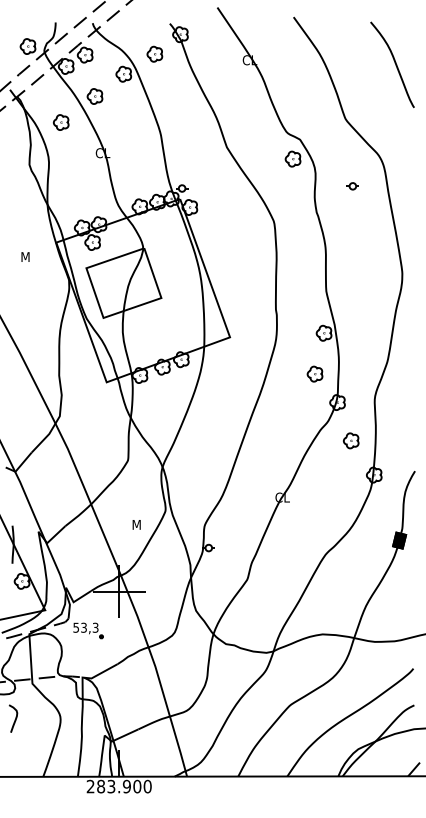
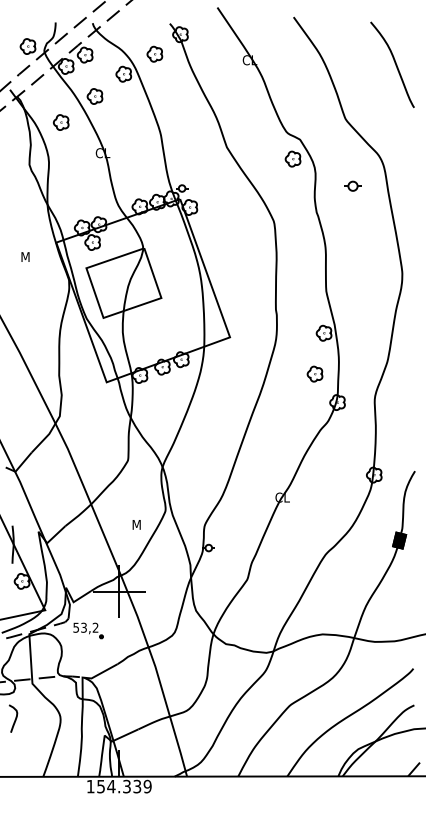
part size: 13x9 px -> 18x12 px (352, 185)
part: present -> none (351, 440)
text: 53,3 -> 53,2 (95, 627)
text: 283.900 -> 154.339 (118, 786)
